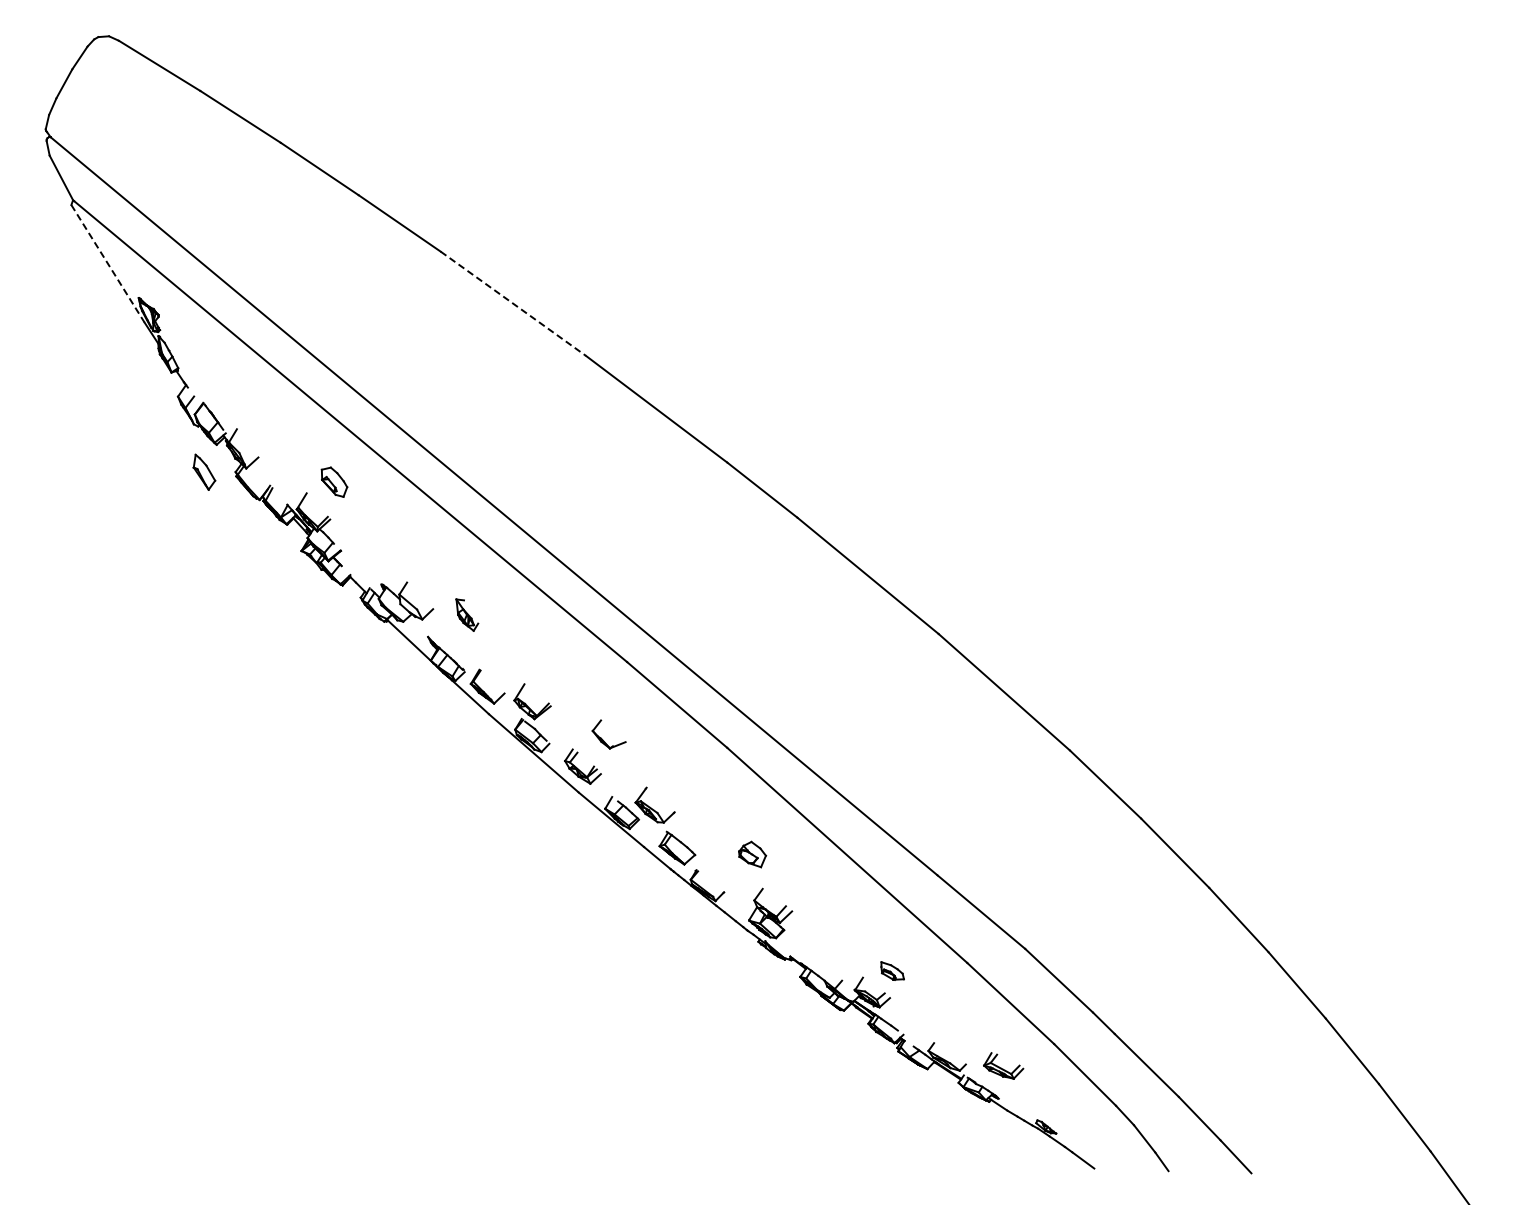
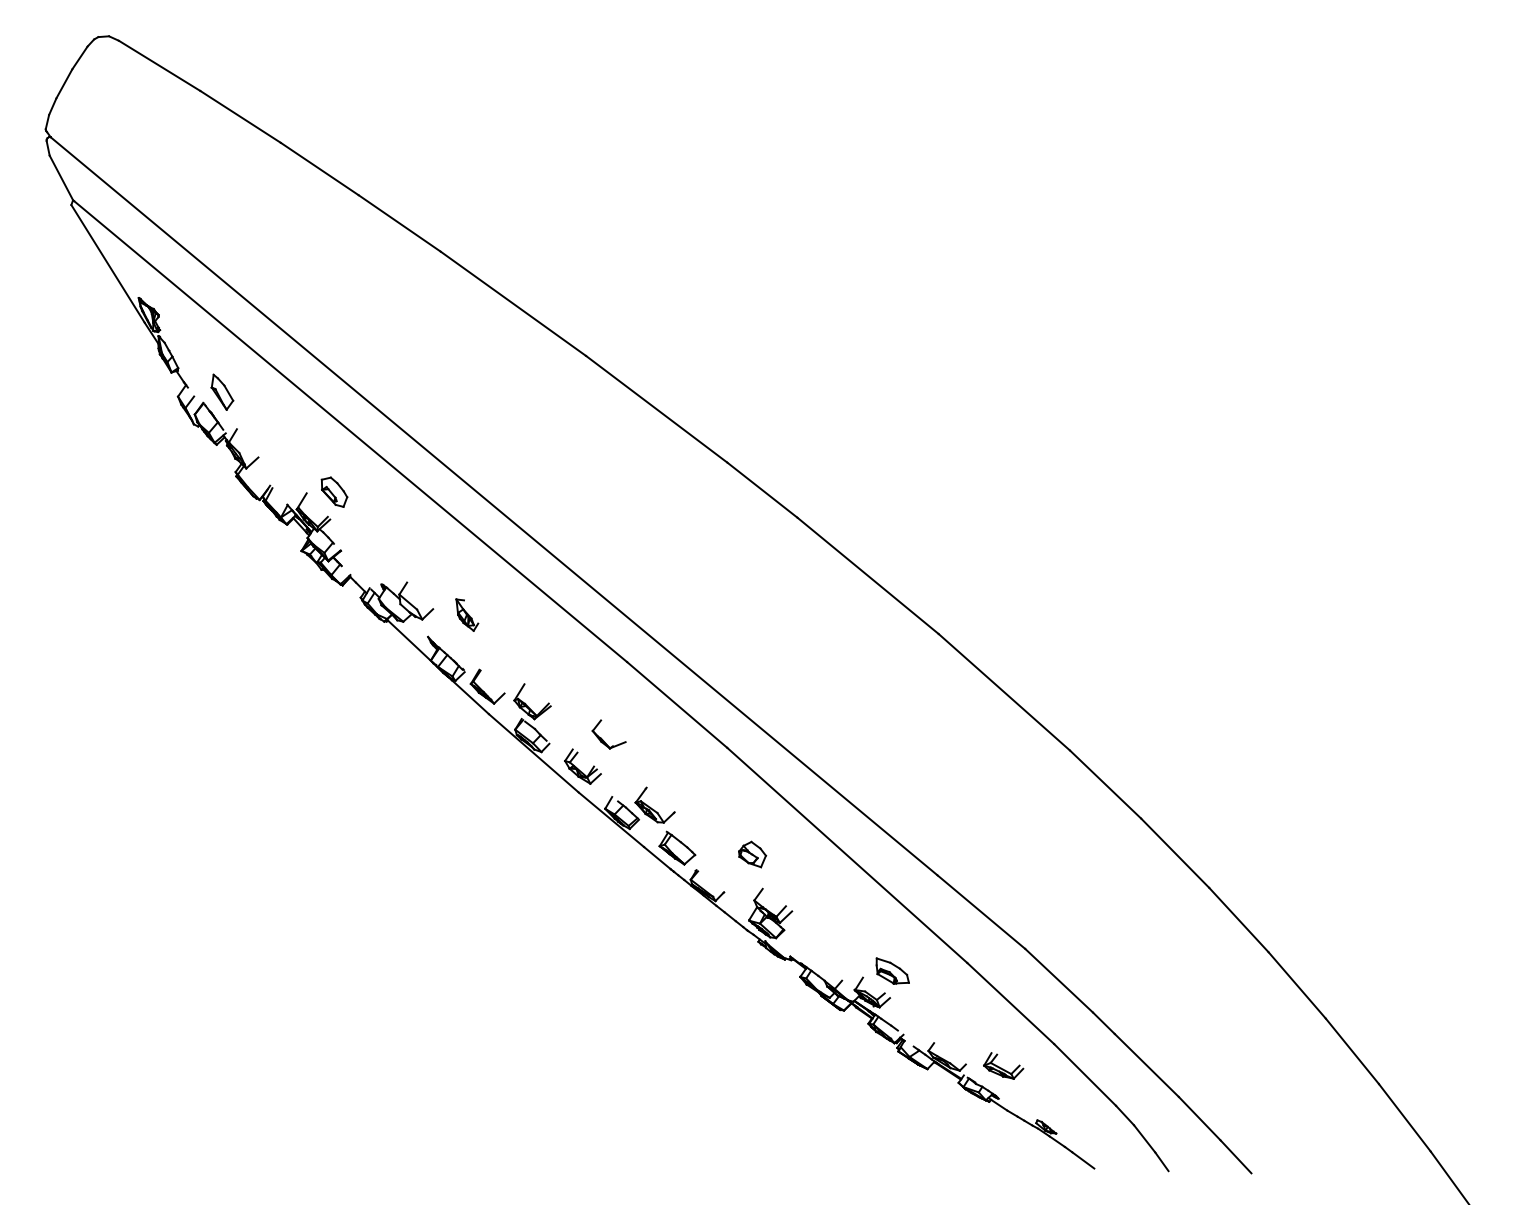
line: dashed -> solid (108, 264)
line: dashed -> solid (513, 304)
part position: (204, 471) -> (222, 391) (222, 391)
part position: (334, 481) -> (334, 491) (334, 491)
part size: 25x20 px -> 35x28 px (892, 970)
